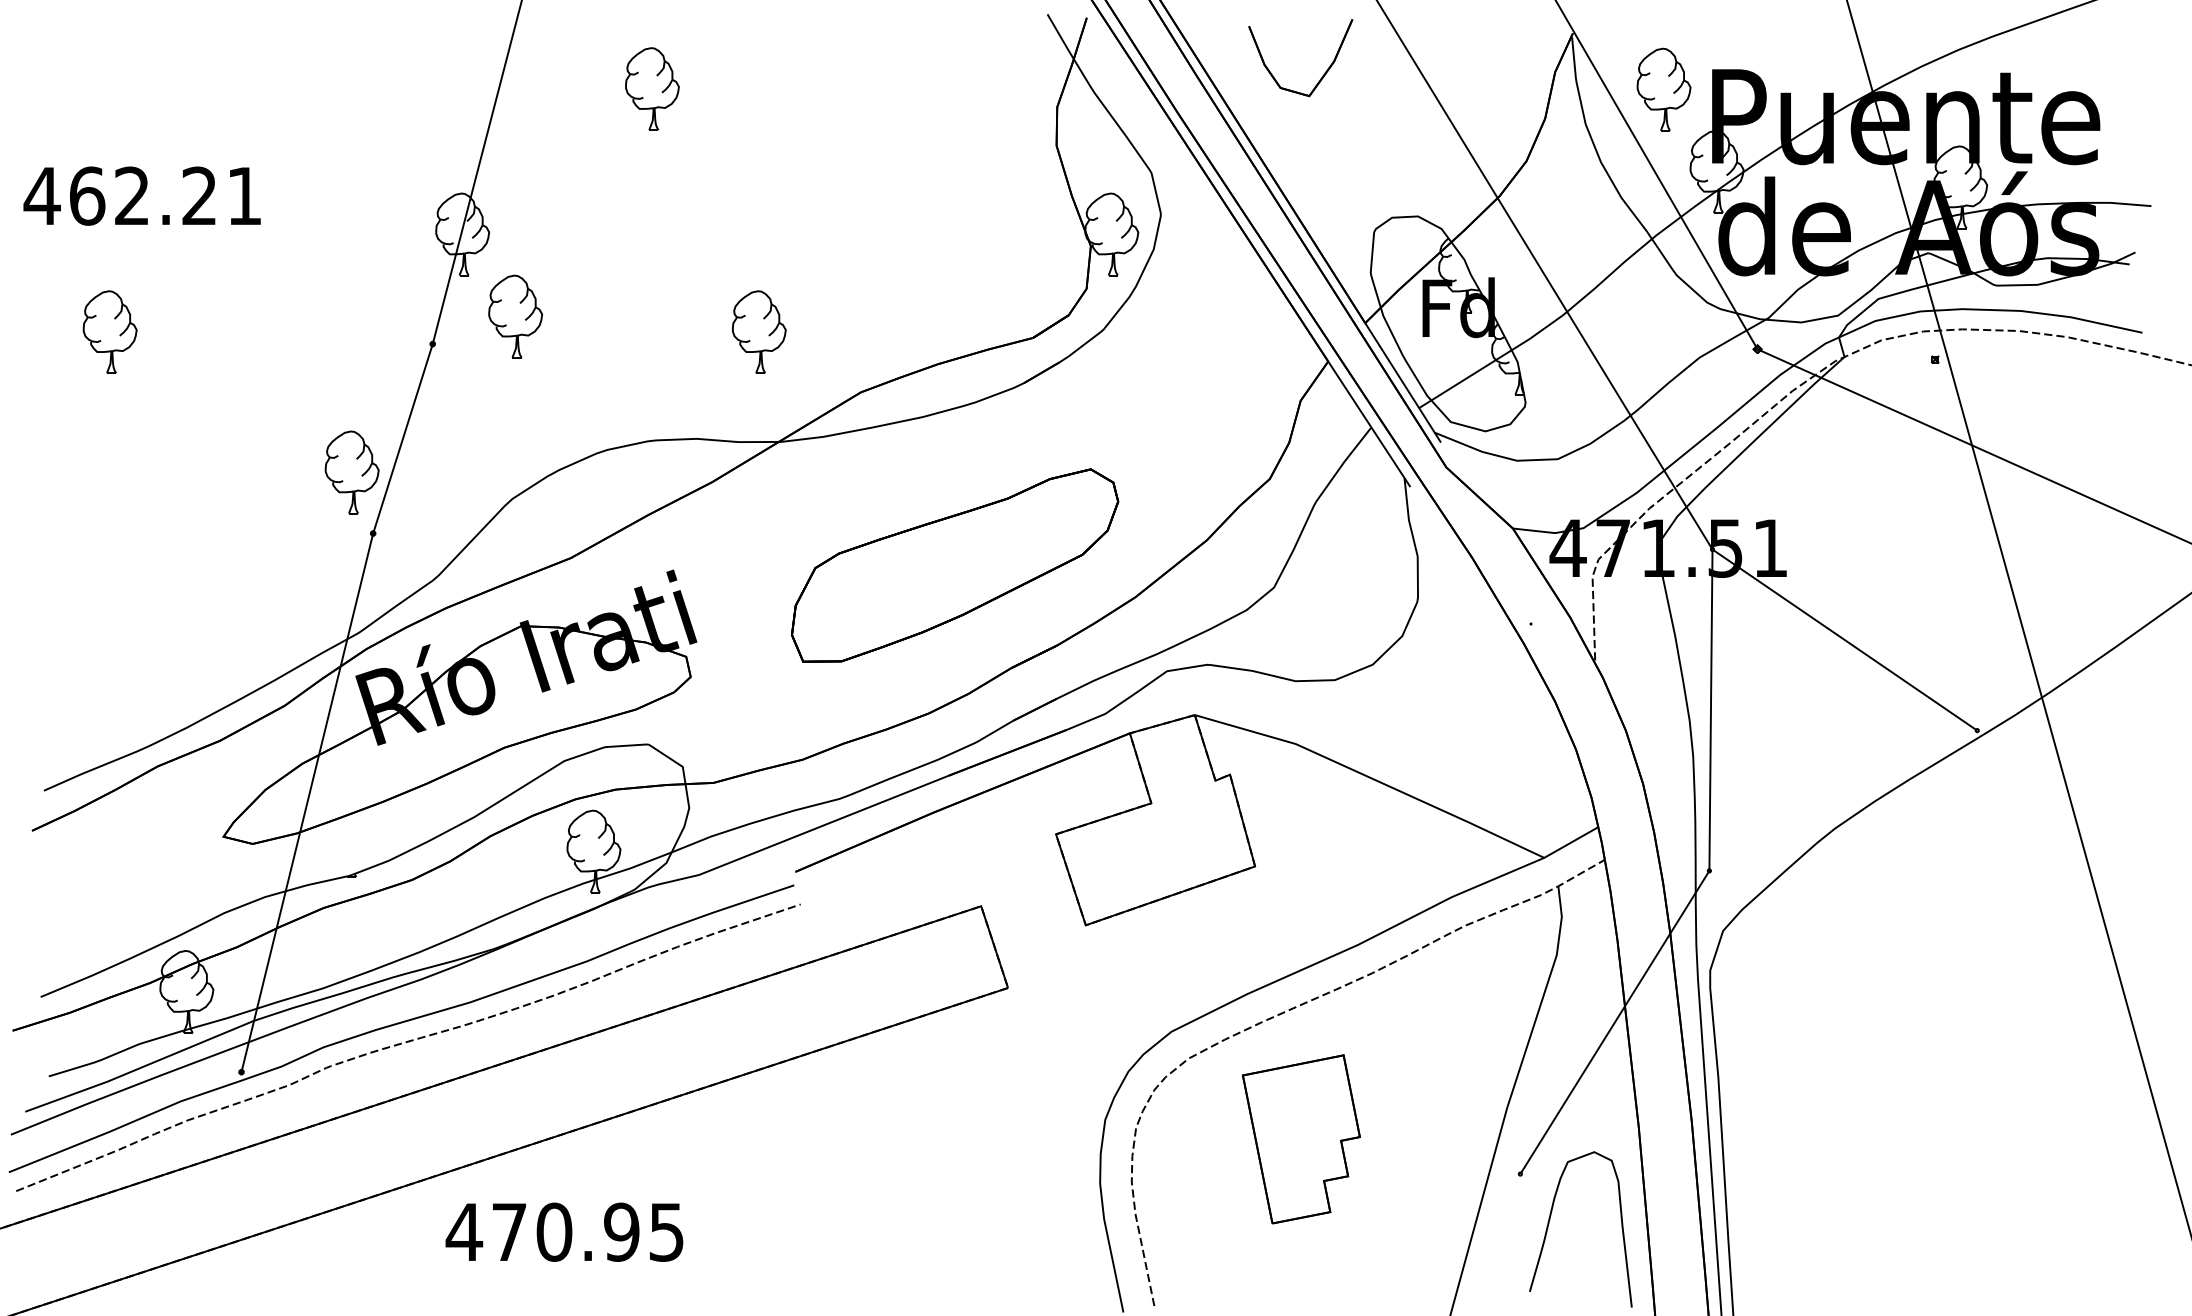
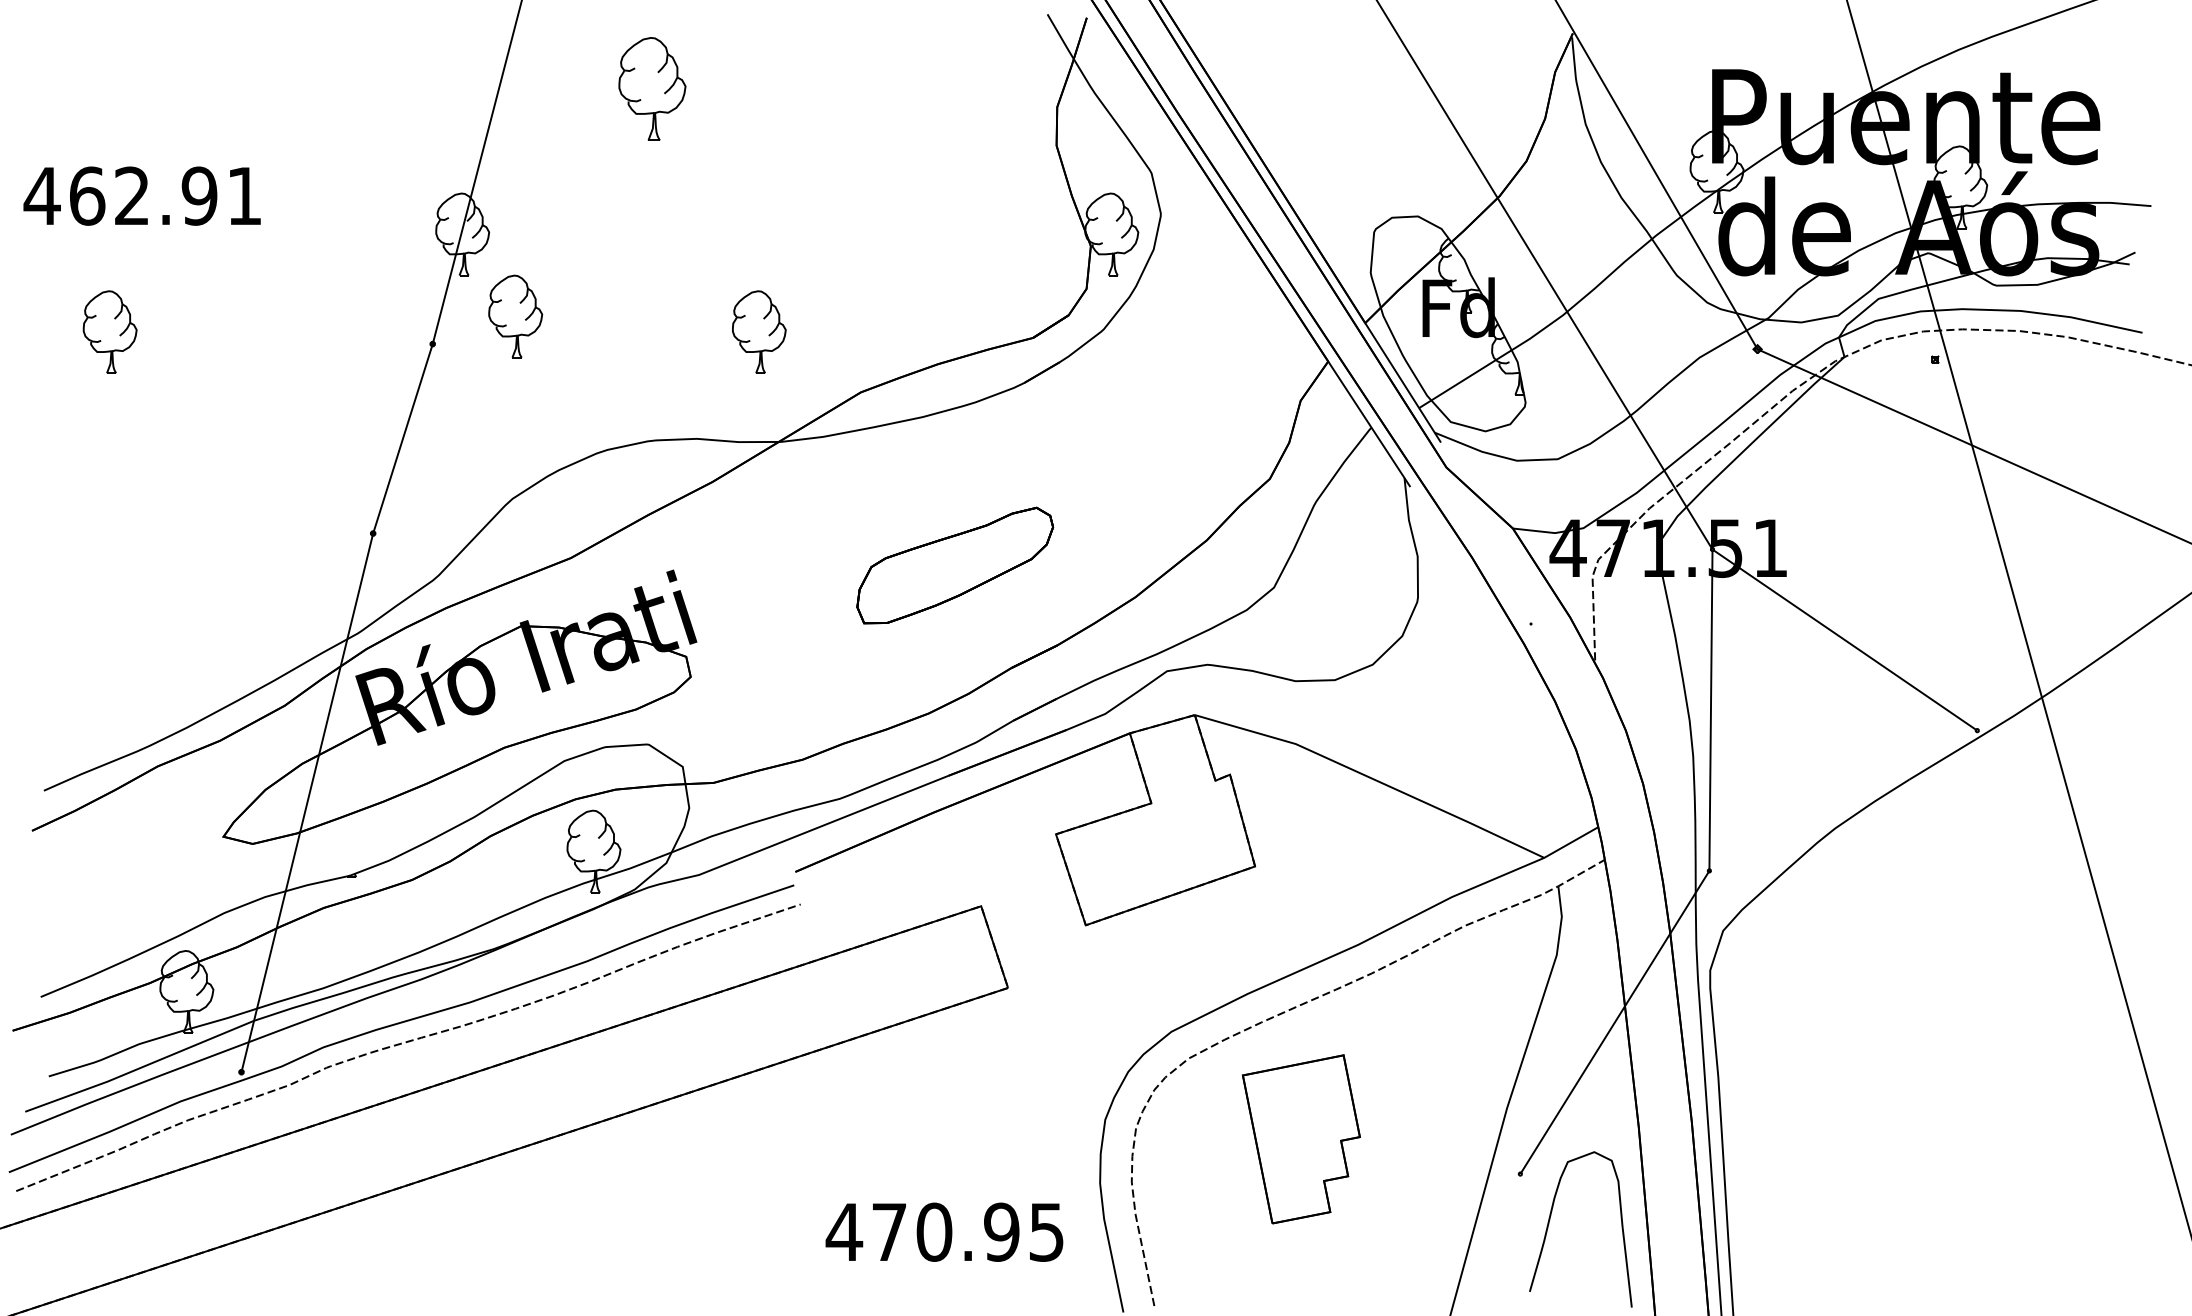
part: present -> none (1322, 75)
part size: 55x84 px -> 69x104 px (652, 88)
part: present -> none (1663, 89)
text: 462.21 -> 462.91 (199, 195)
part: present -> none (351, 472)
part size: 329x195 px -> 199x119 px (955, 565)
text position: (564, 1231) -> (944, 1231) (944, 1231)
